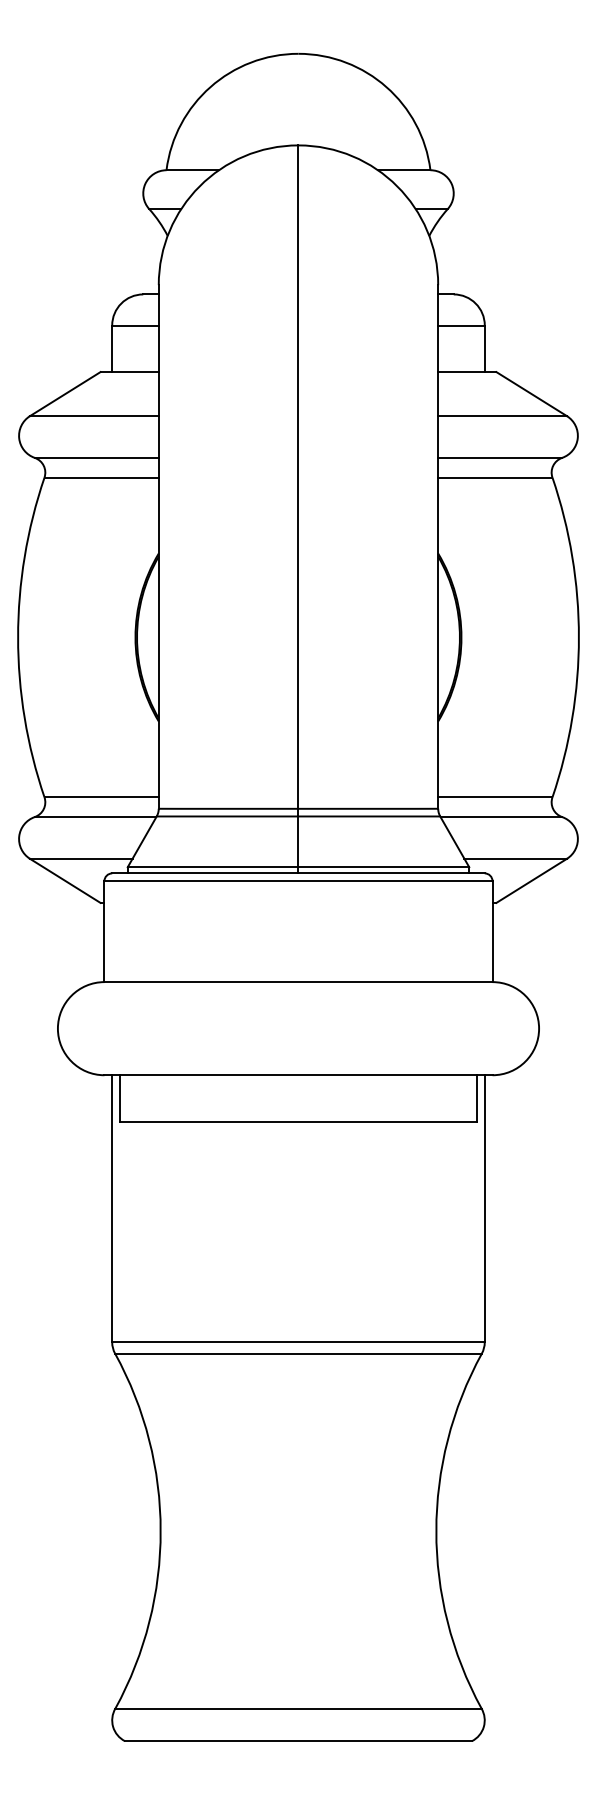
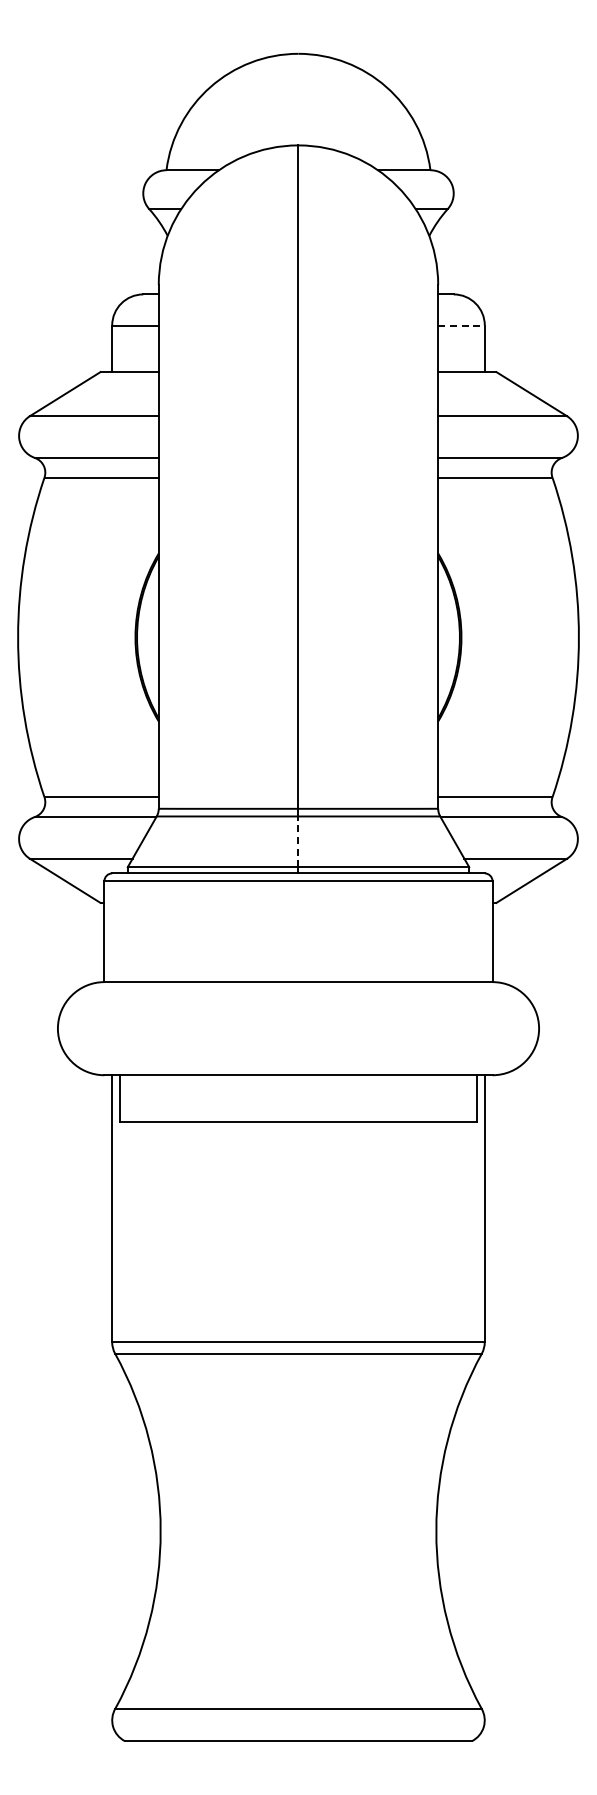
line: solid -> dashed (461, 325)
line: solid -> dashed (298, 841)
